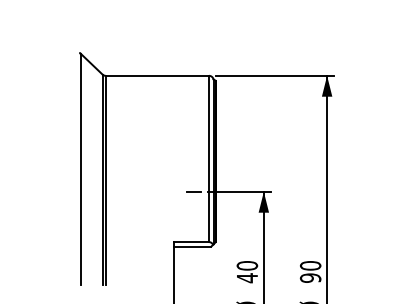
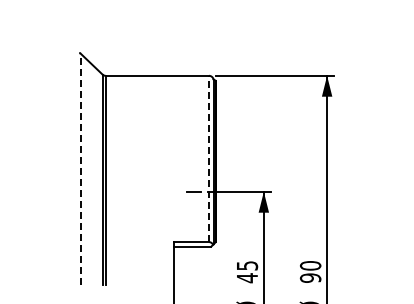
line: solid -> dashed (209, 158)
line: solid -> dashed (80, 169)
text: 40 -> 45 (247, 265)
